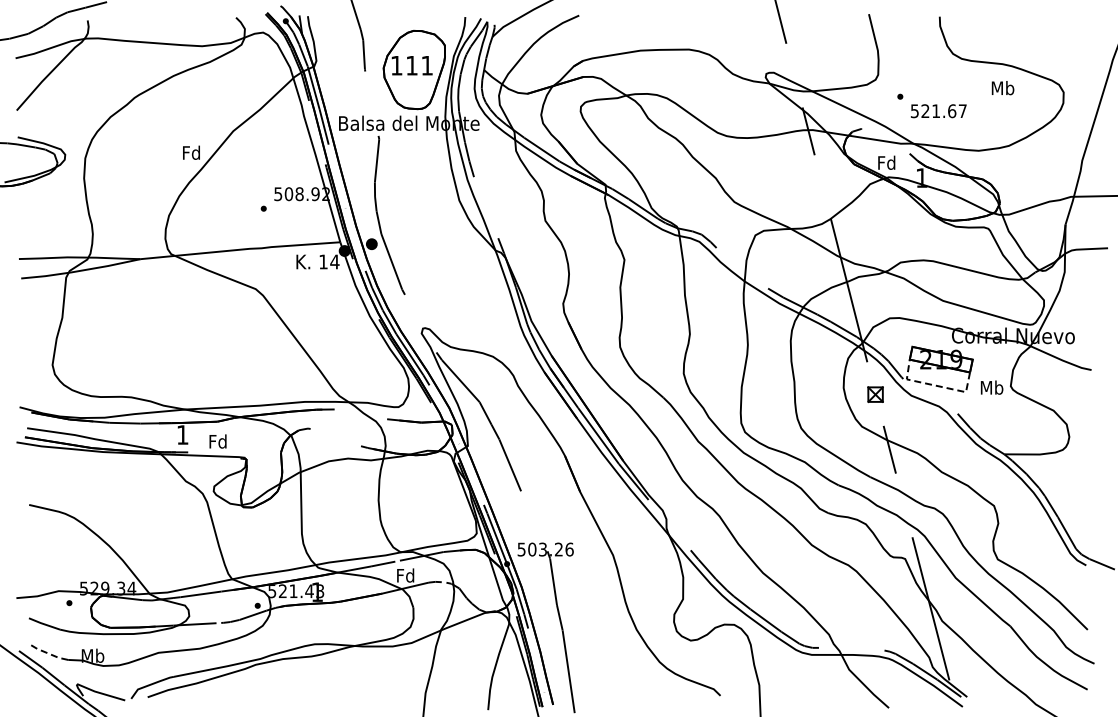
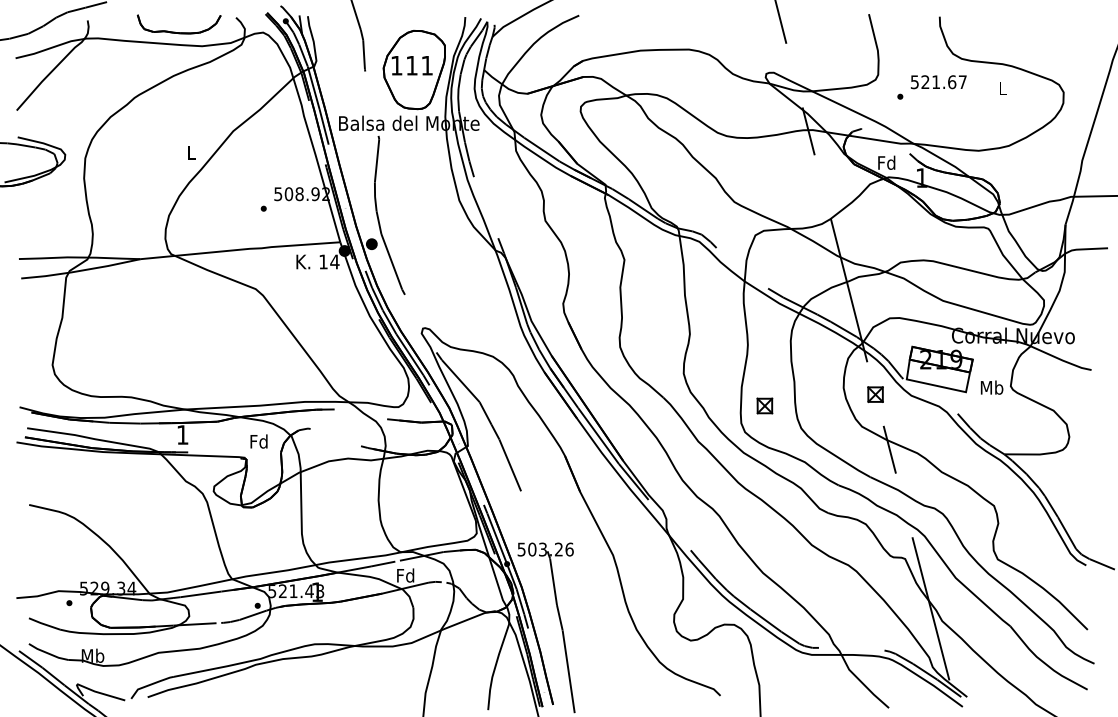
part: none -> present (175, 31)
text: Mb -> L (1002, 88)
text position: (938, 111) -> (938, 82) (938, 82)
text: Fd -> L (191, 152)
line: dashed -> solid (936, 385)
part: none -> present (764, 405)
text position: (217, 441) -> (258, 441) (258, 441)
line: dashed -> solid (48, 653)
